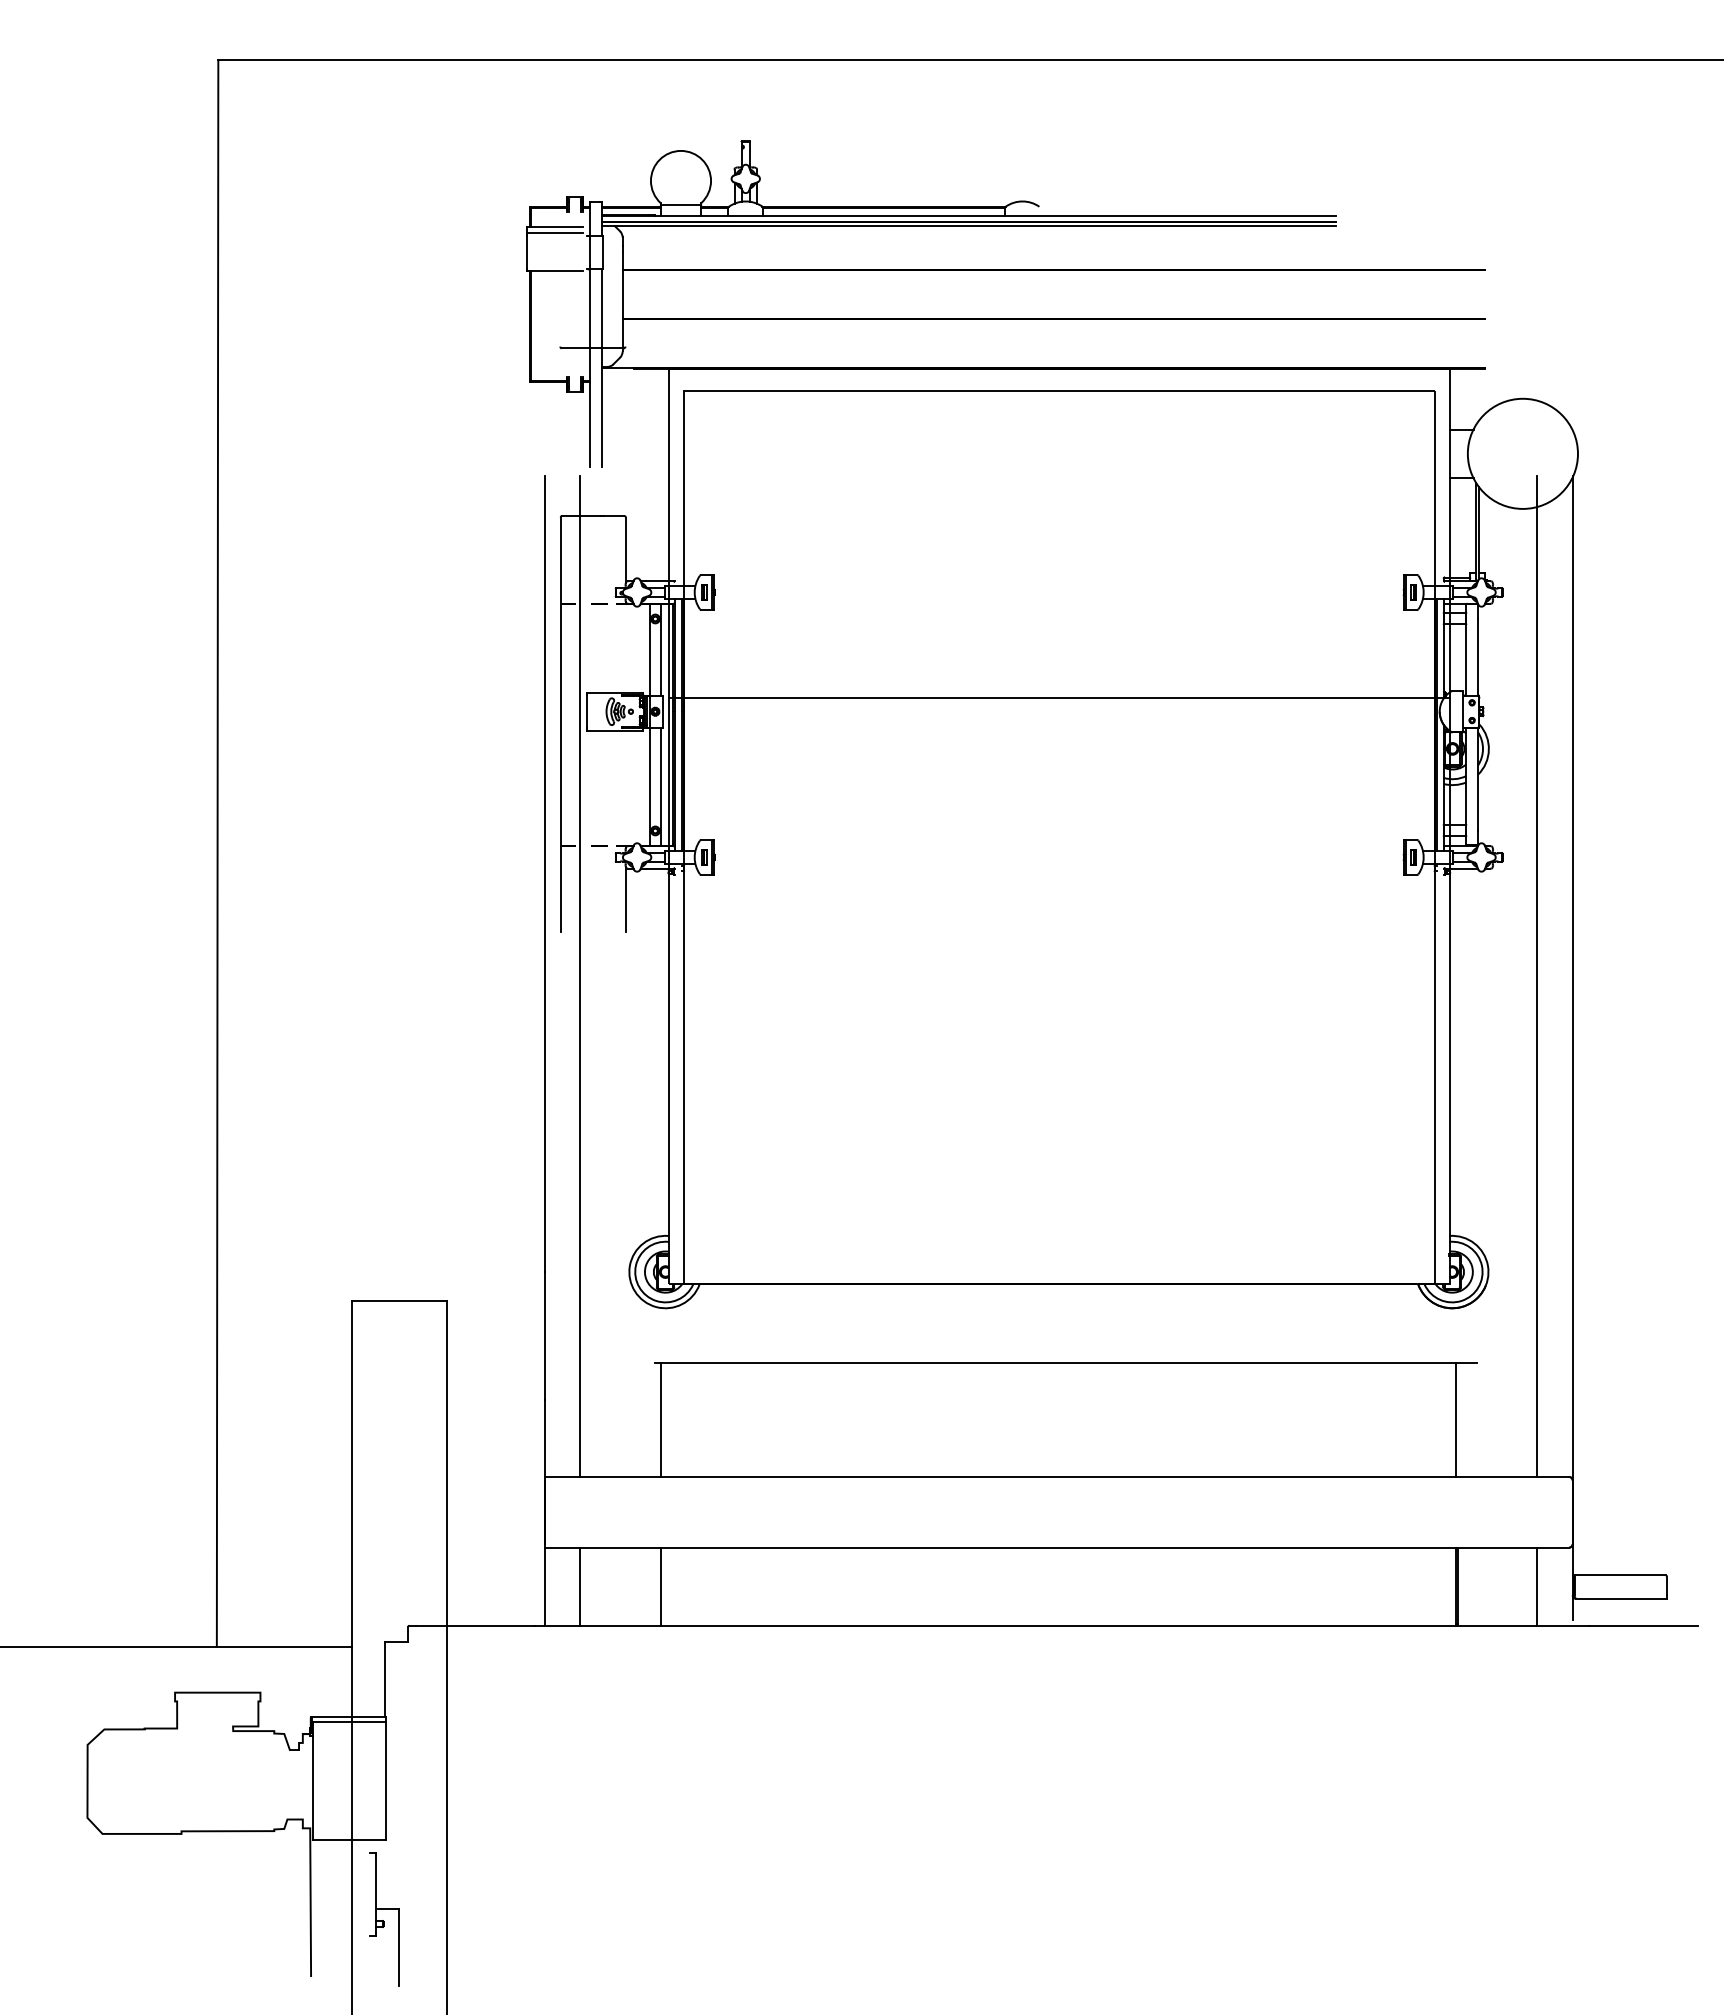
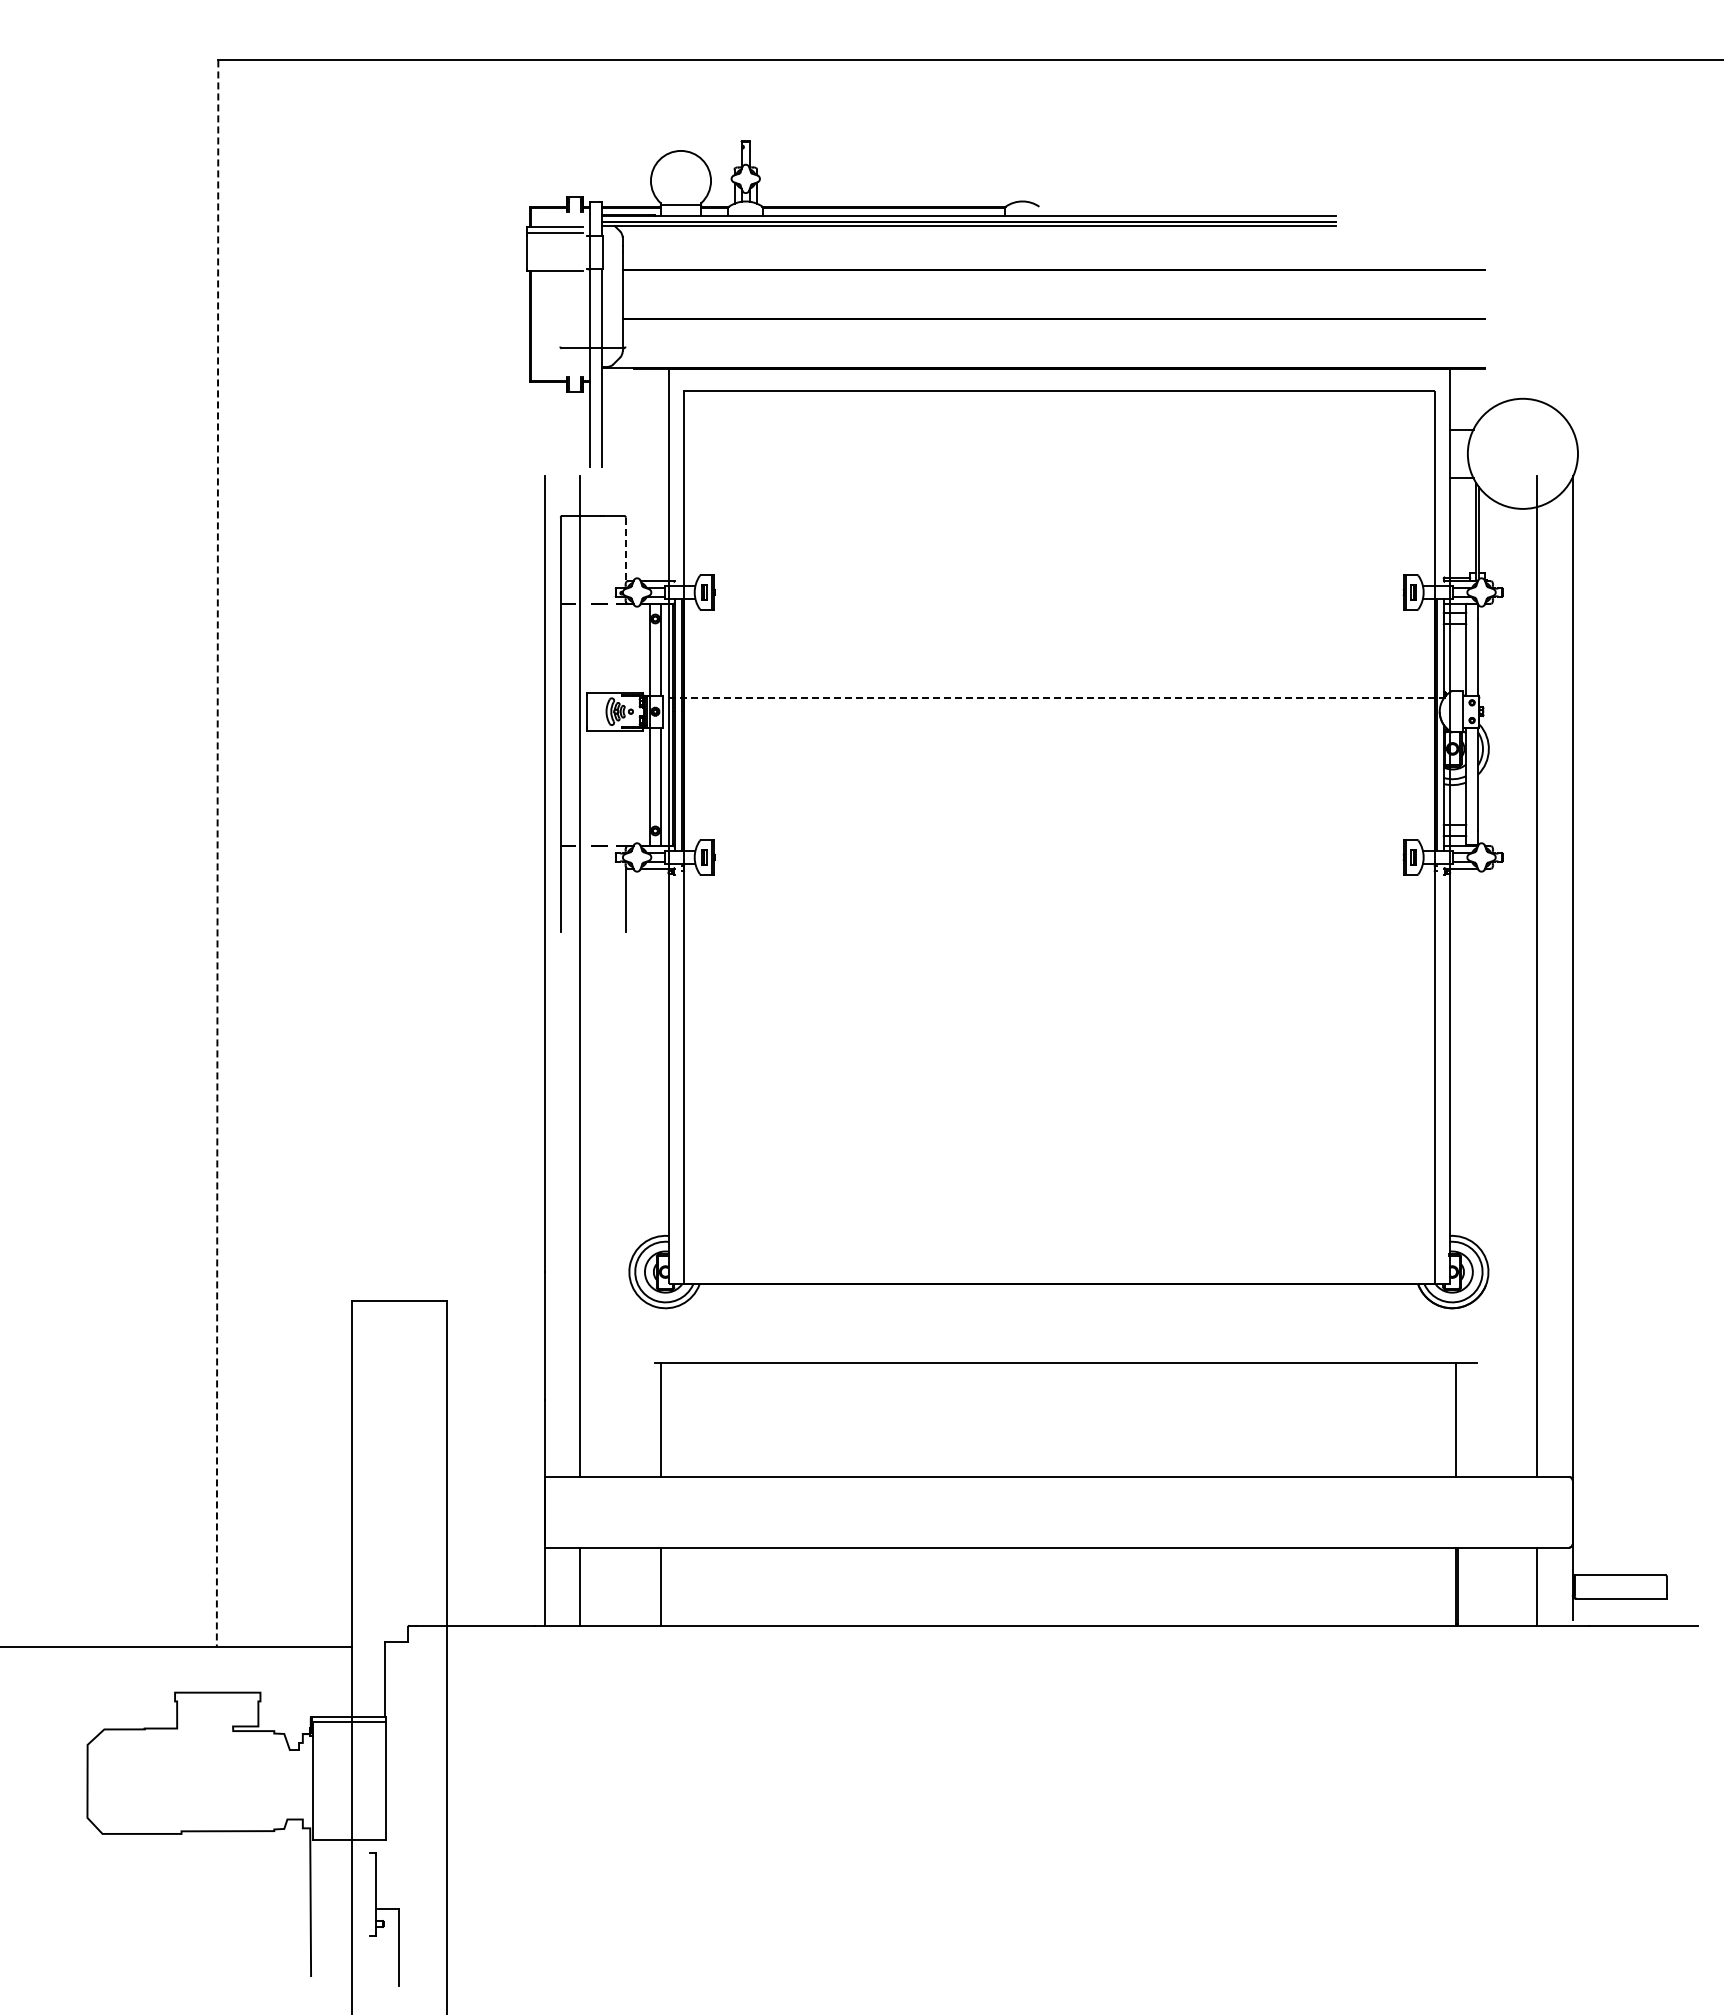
line: solid -> dashed (625, 550)
line: solid -> dashed (1059, 698)
line: solid -> dashed (217, 854)
